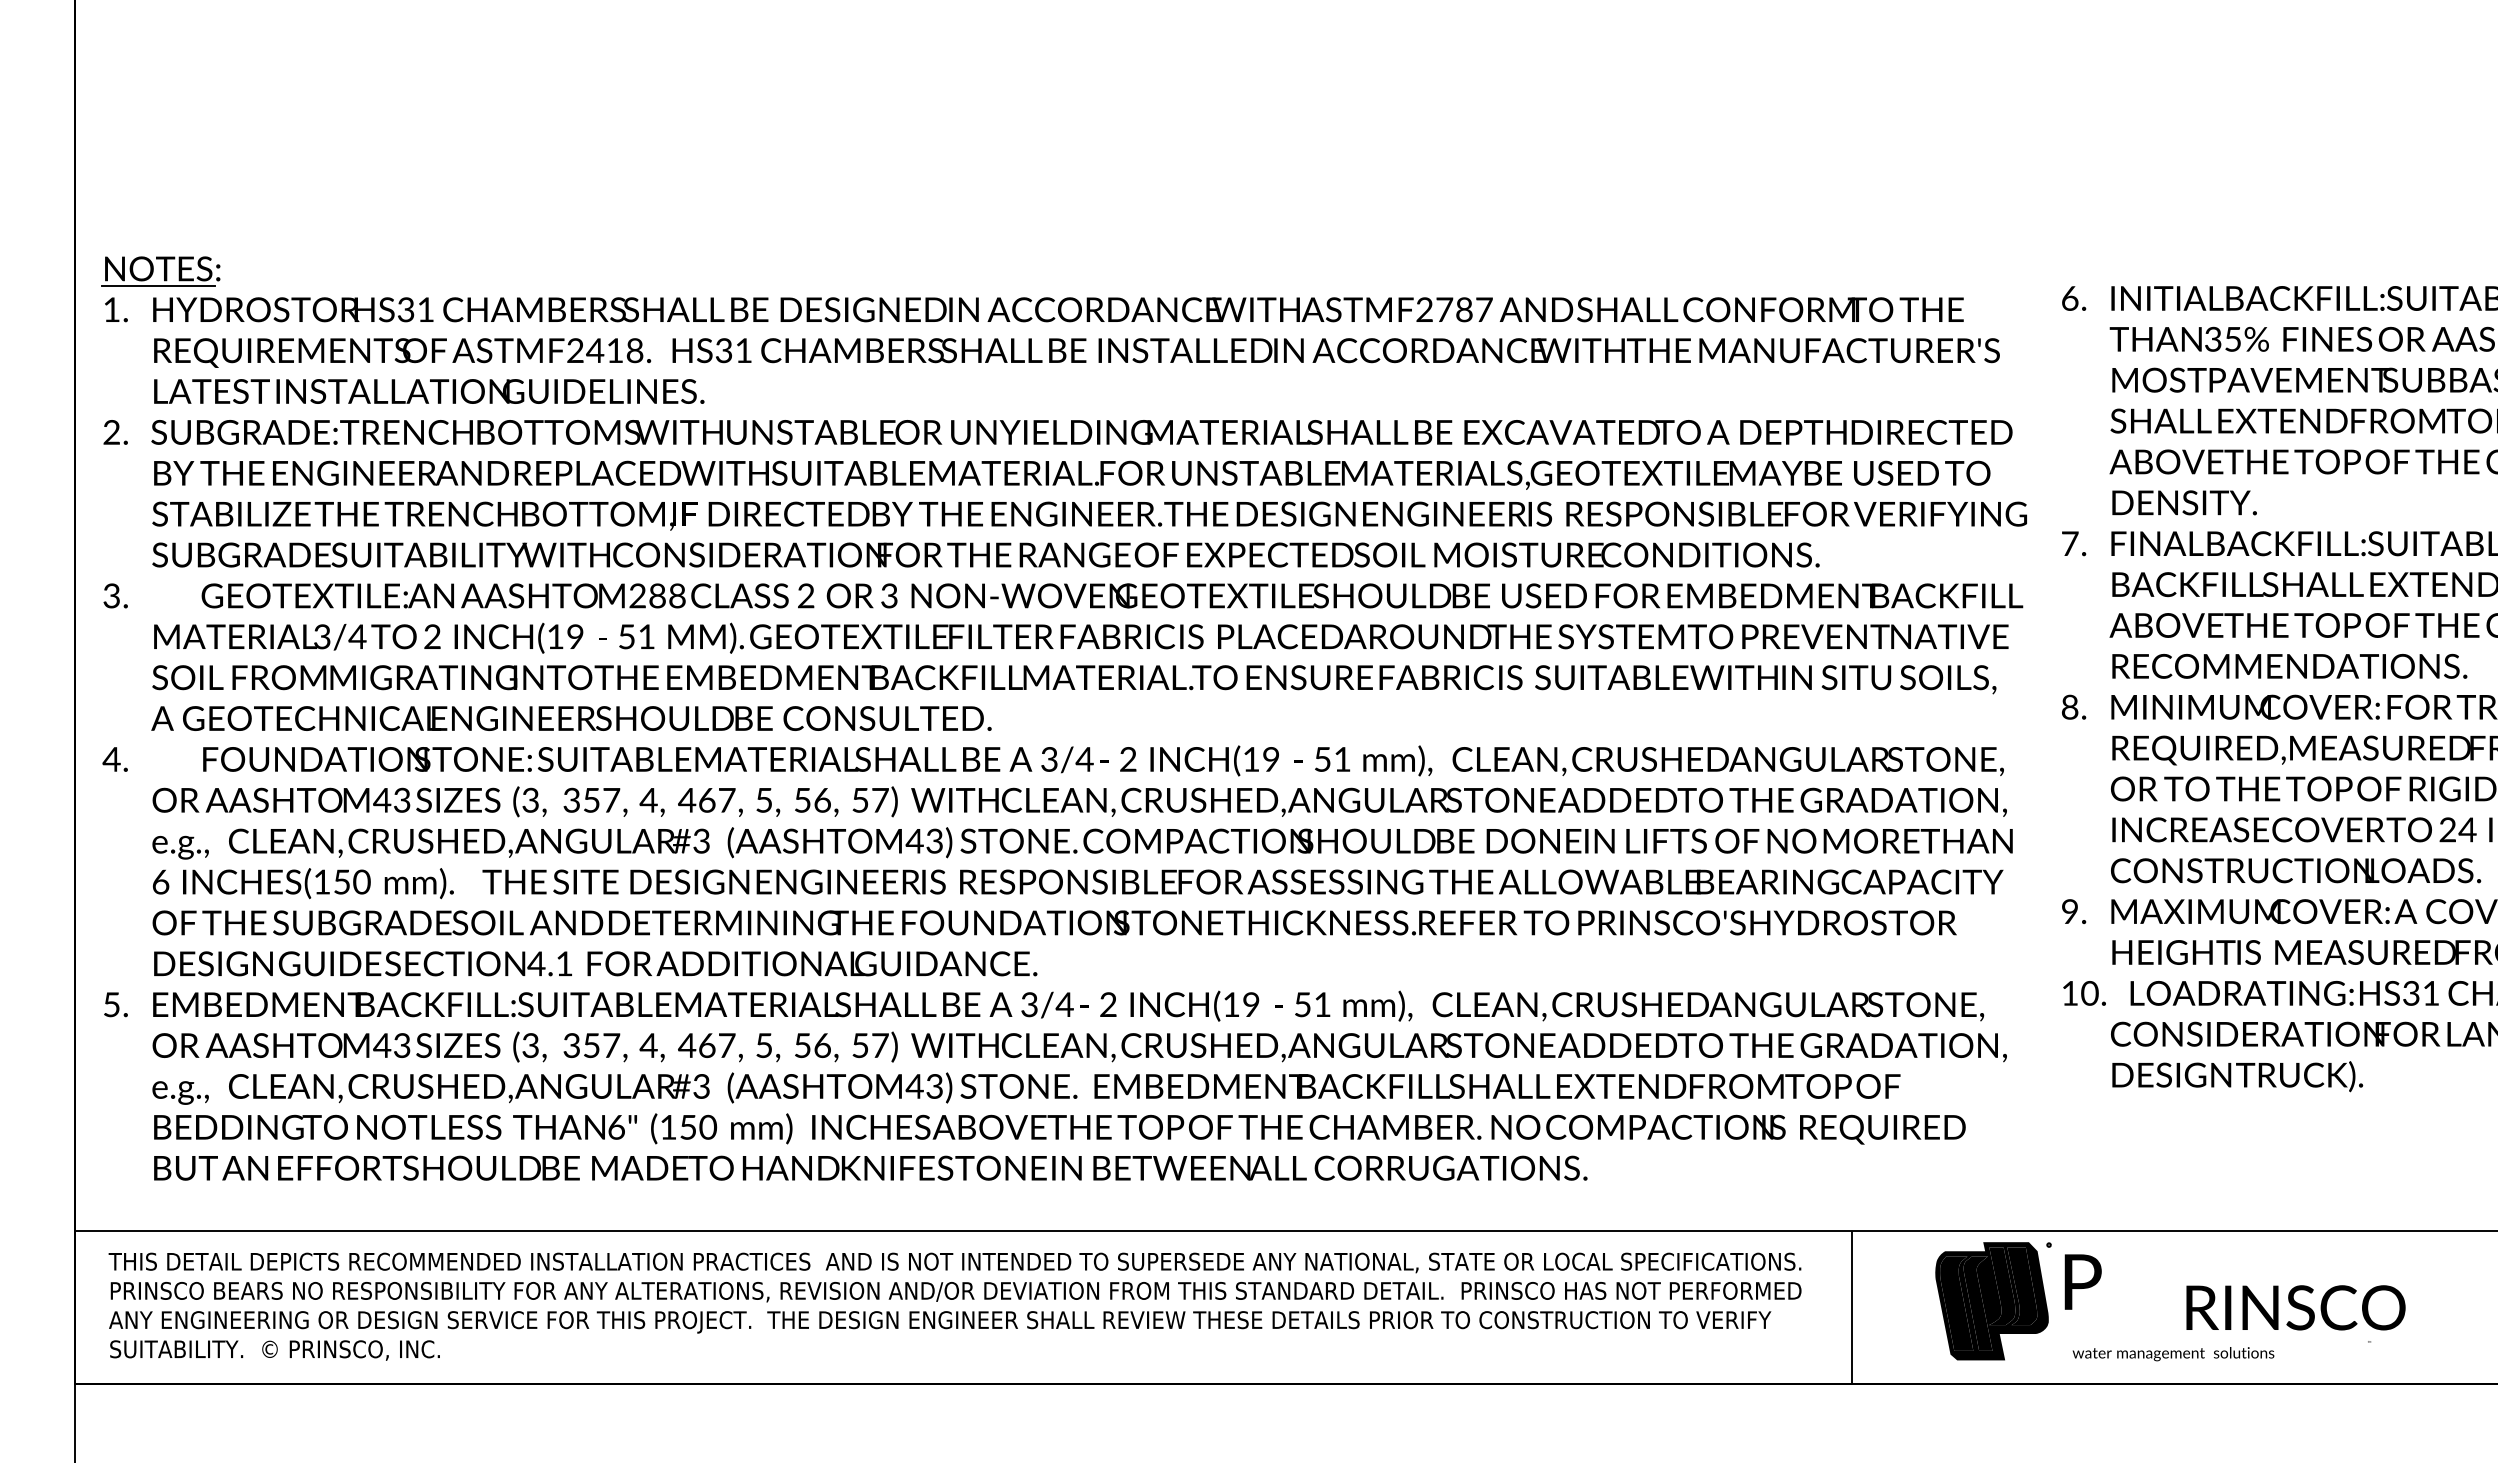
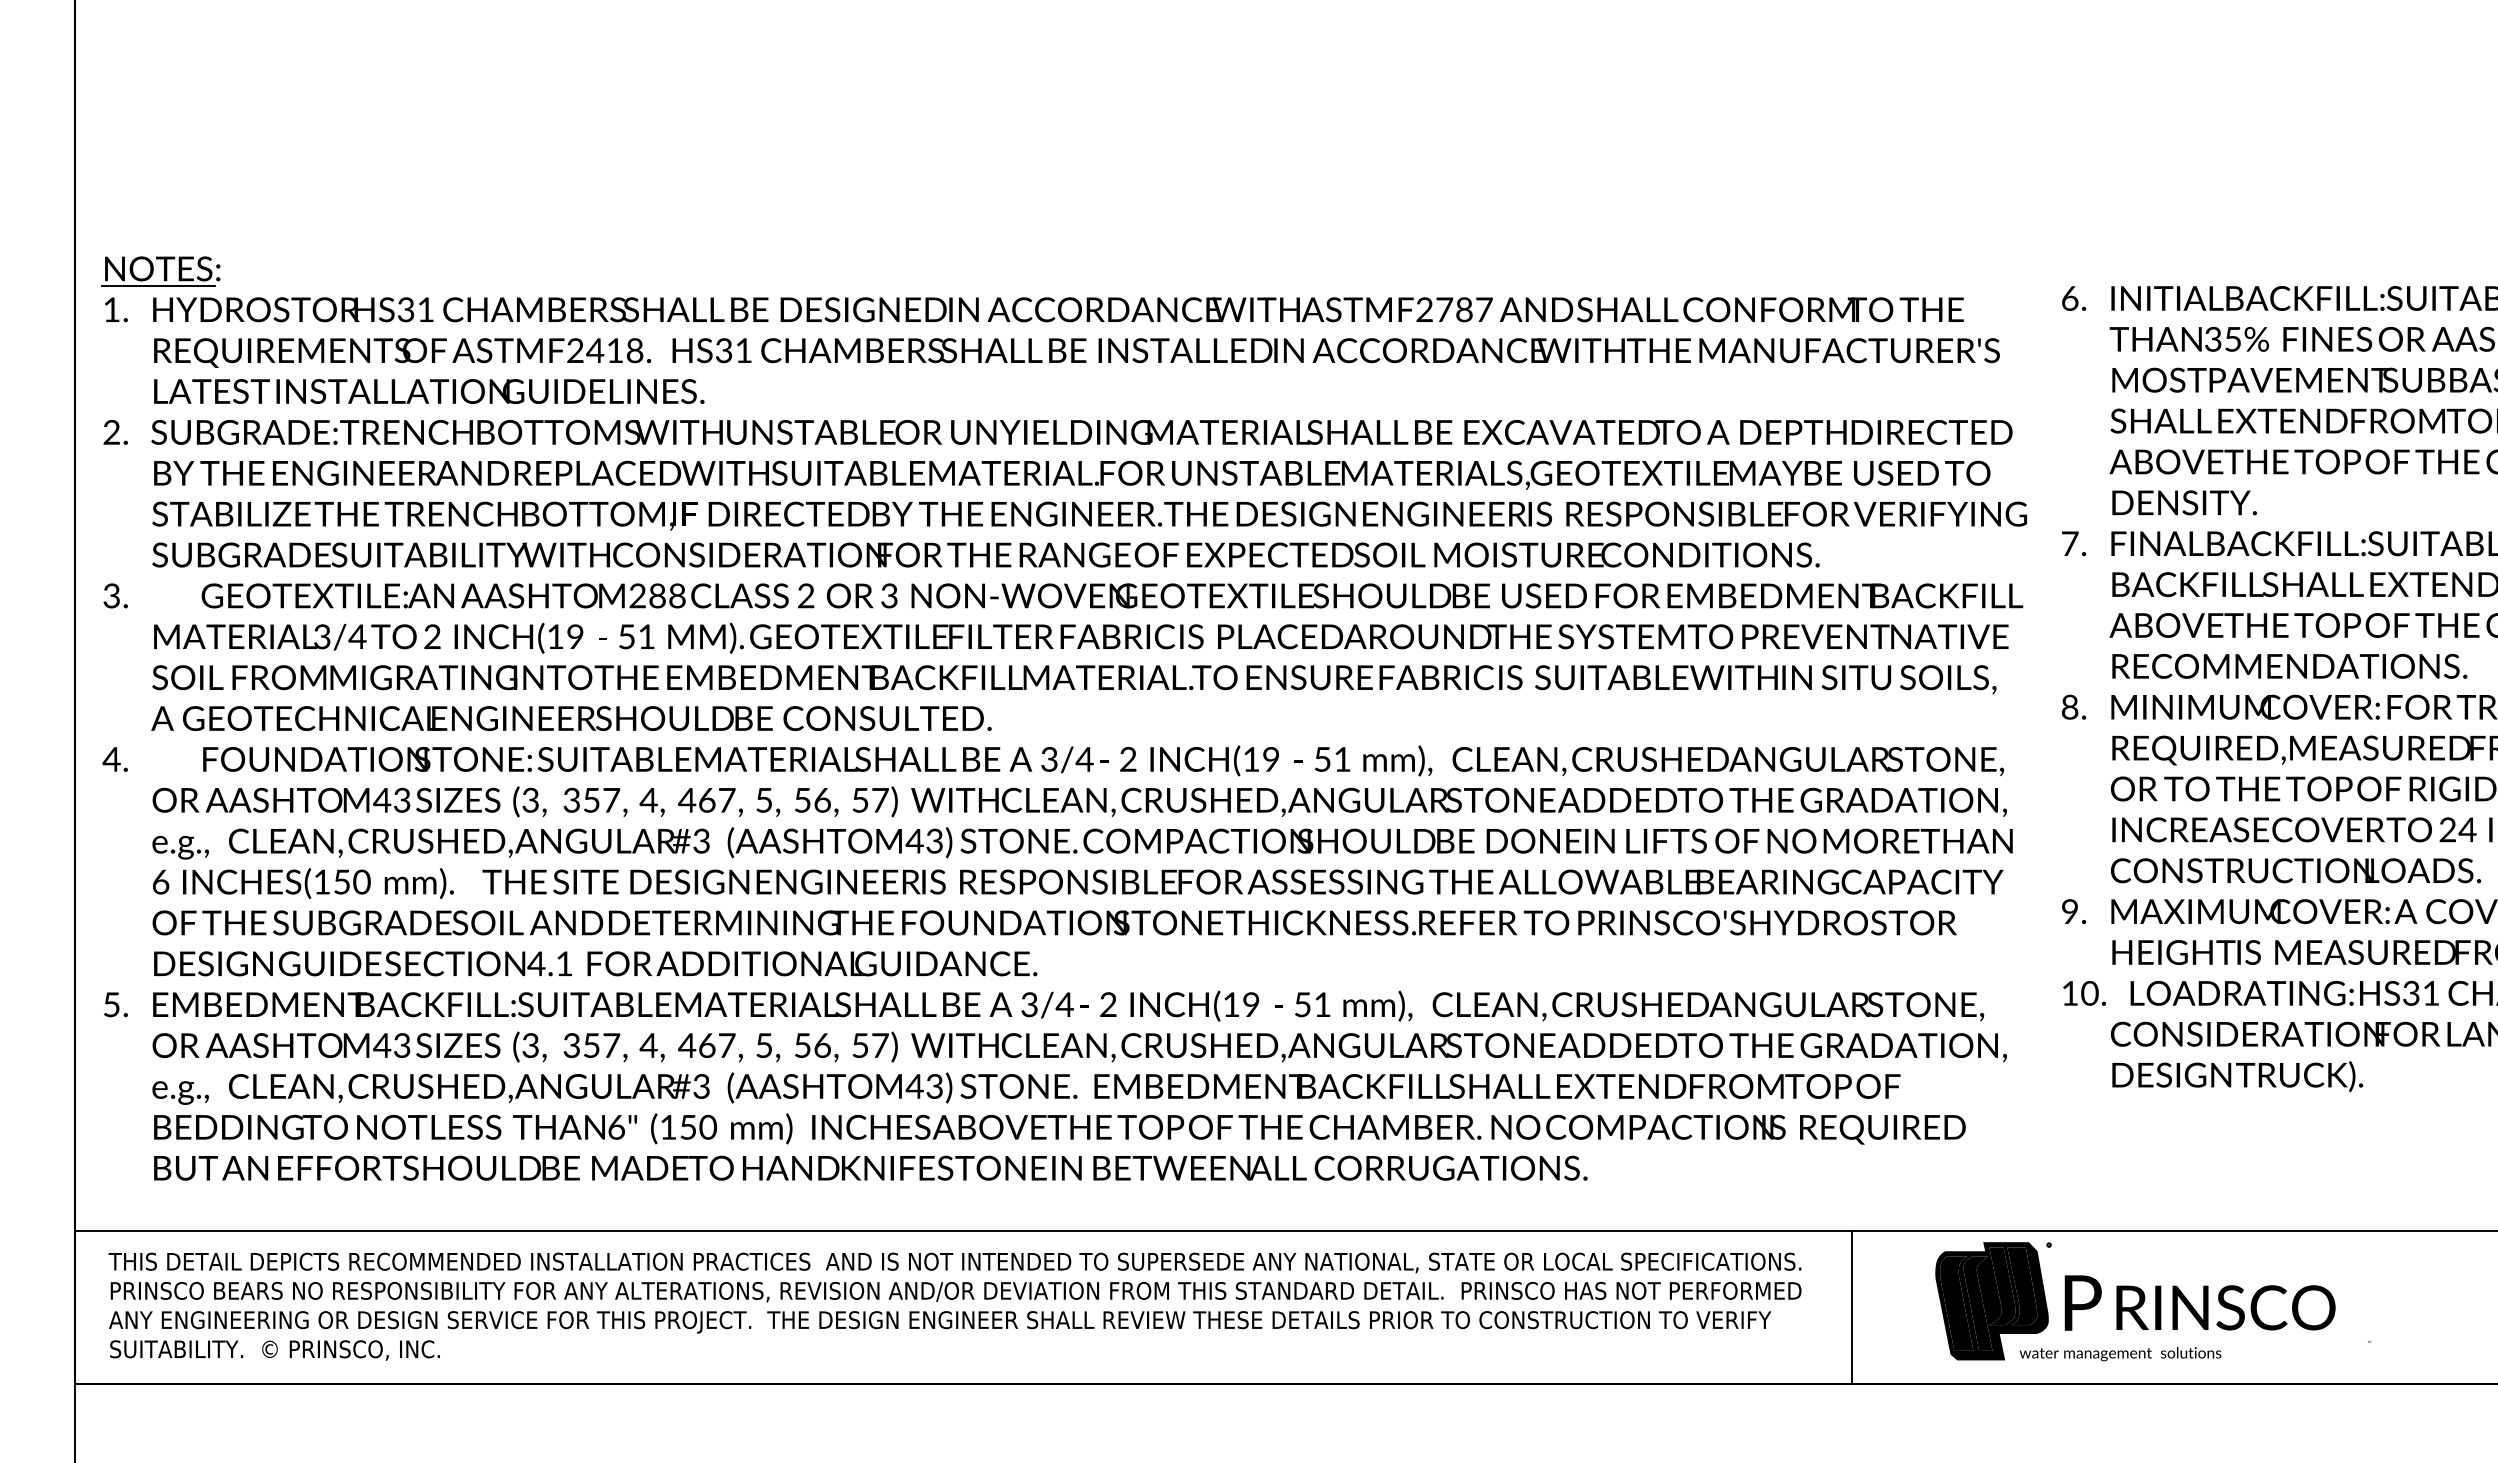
text position: (2082, 1281) -> (2082, 1302) (2082, 1302)
text position: (2295, 1307) -> (2225, 1307) (2225, 1307)
text position: (2173, 1354) -> (2120, 1354) (2120, 1354)
